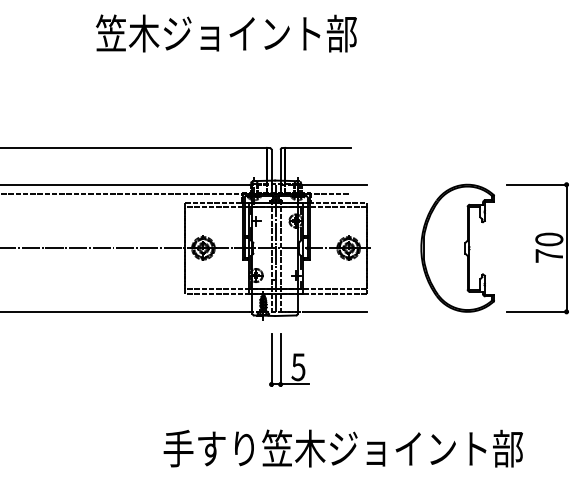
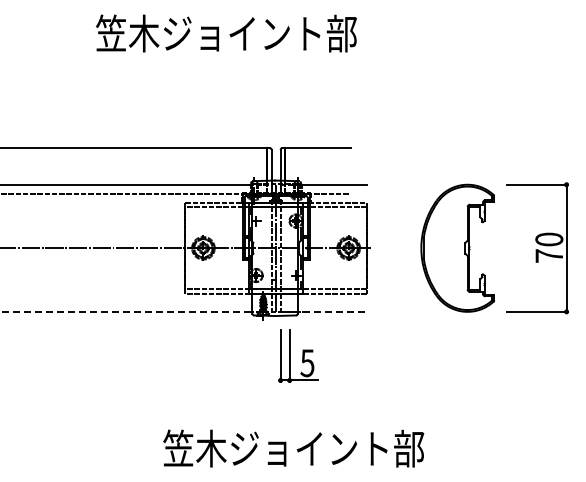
line: solid -> dashed (124, 311)
line: solid -> dashed (335, 311)
part position: (289, 359) -> (298, 355) (298, 355)
text: 手すり笠木ジョイント部 -> 笠木ジョイント部 (343, 448)
